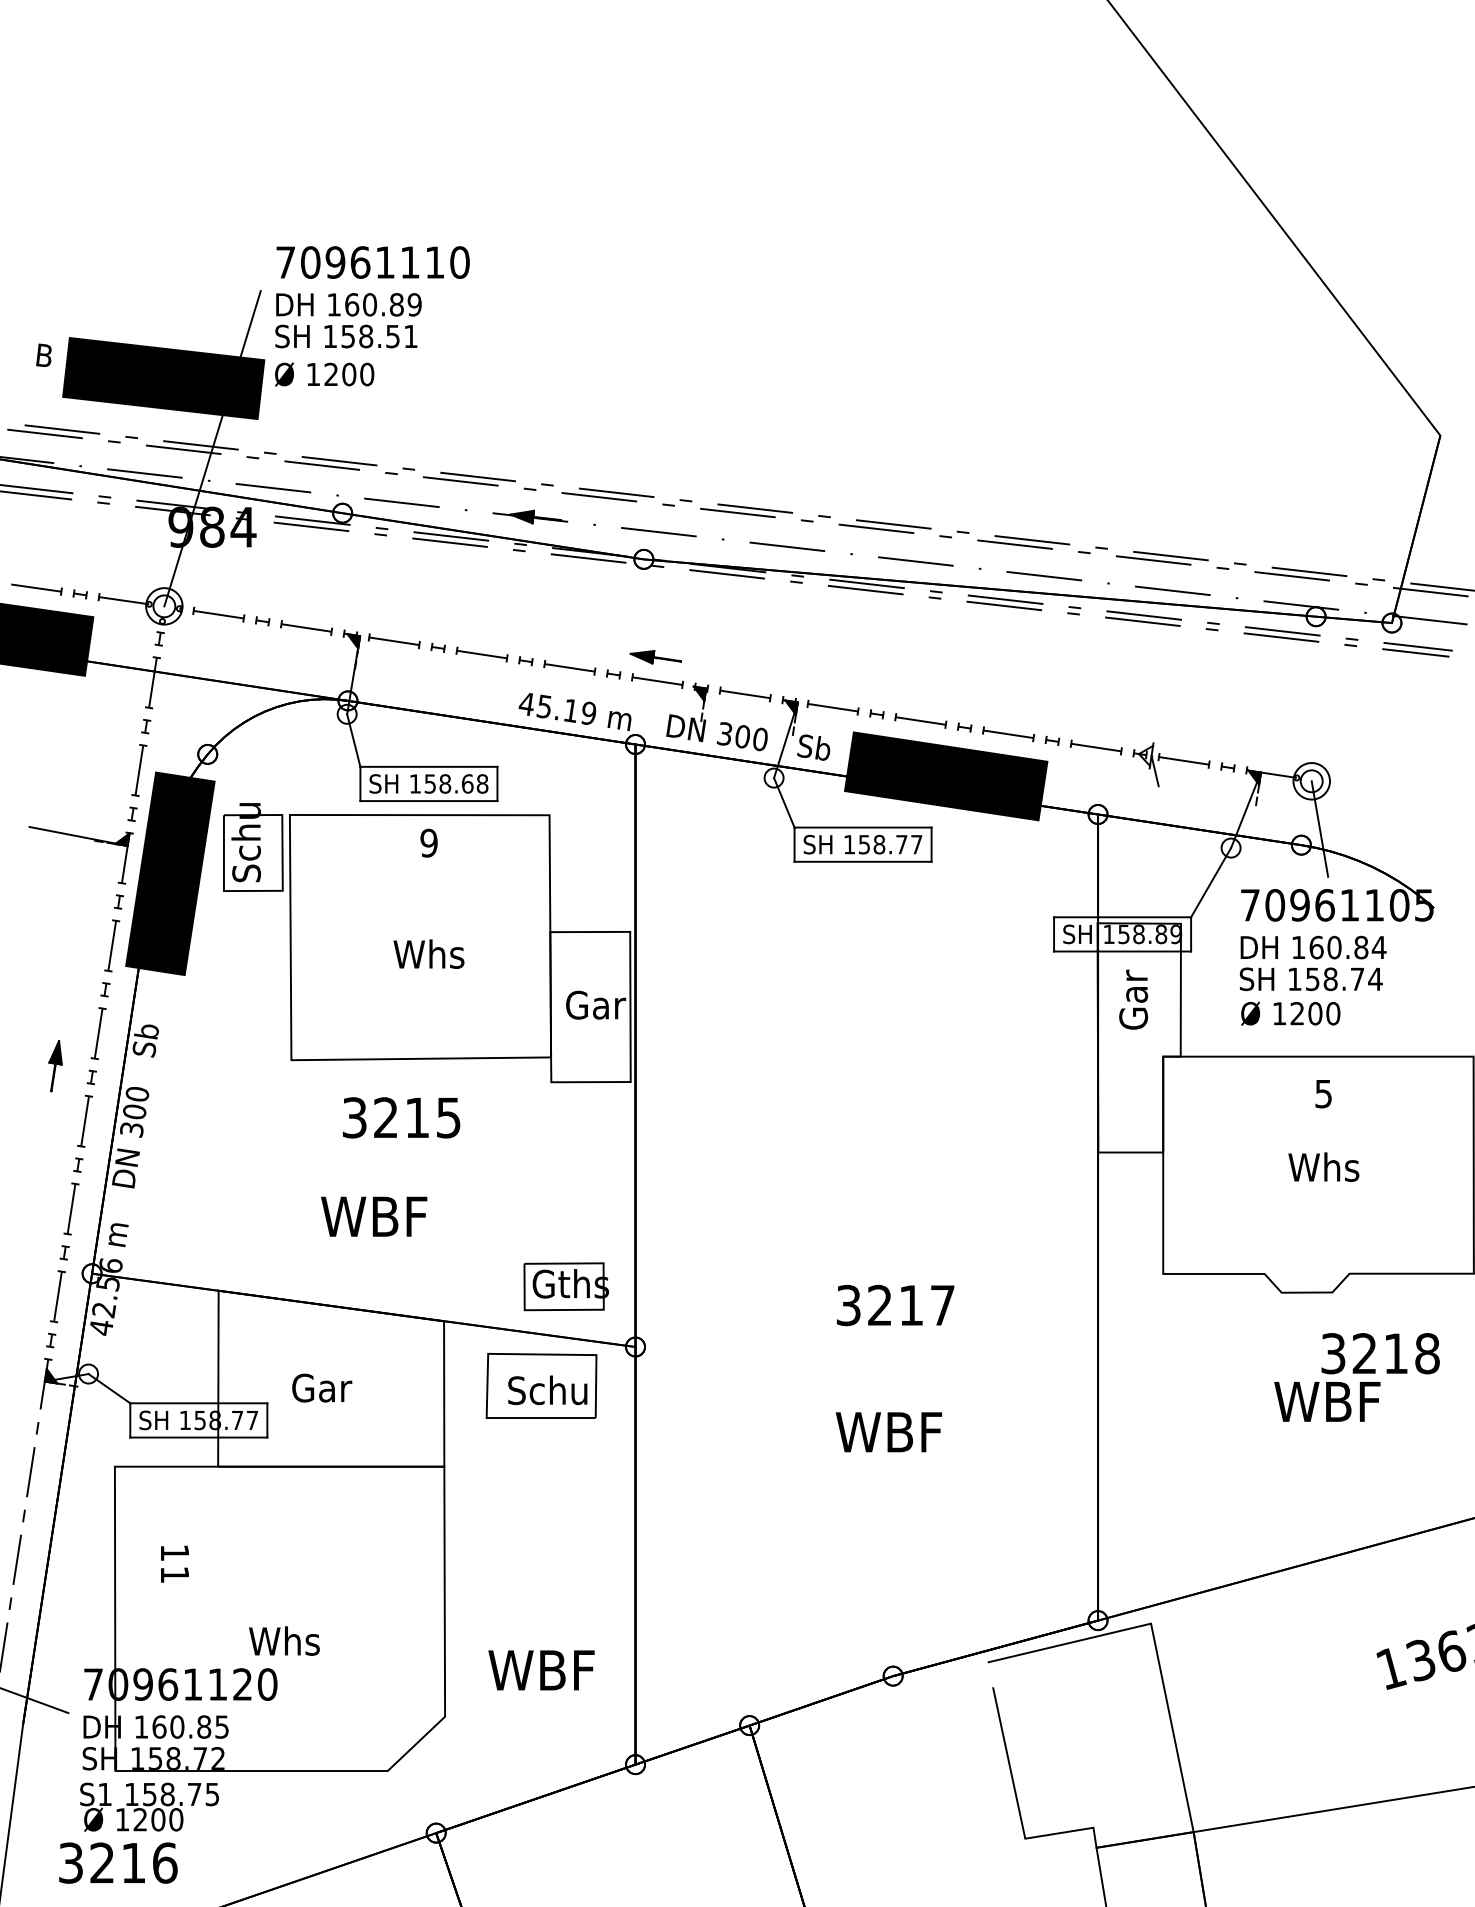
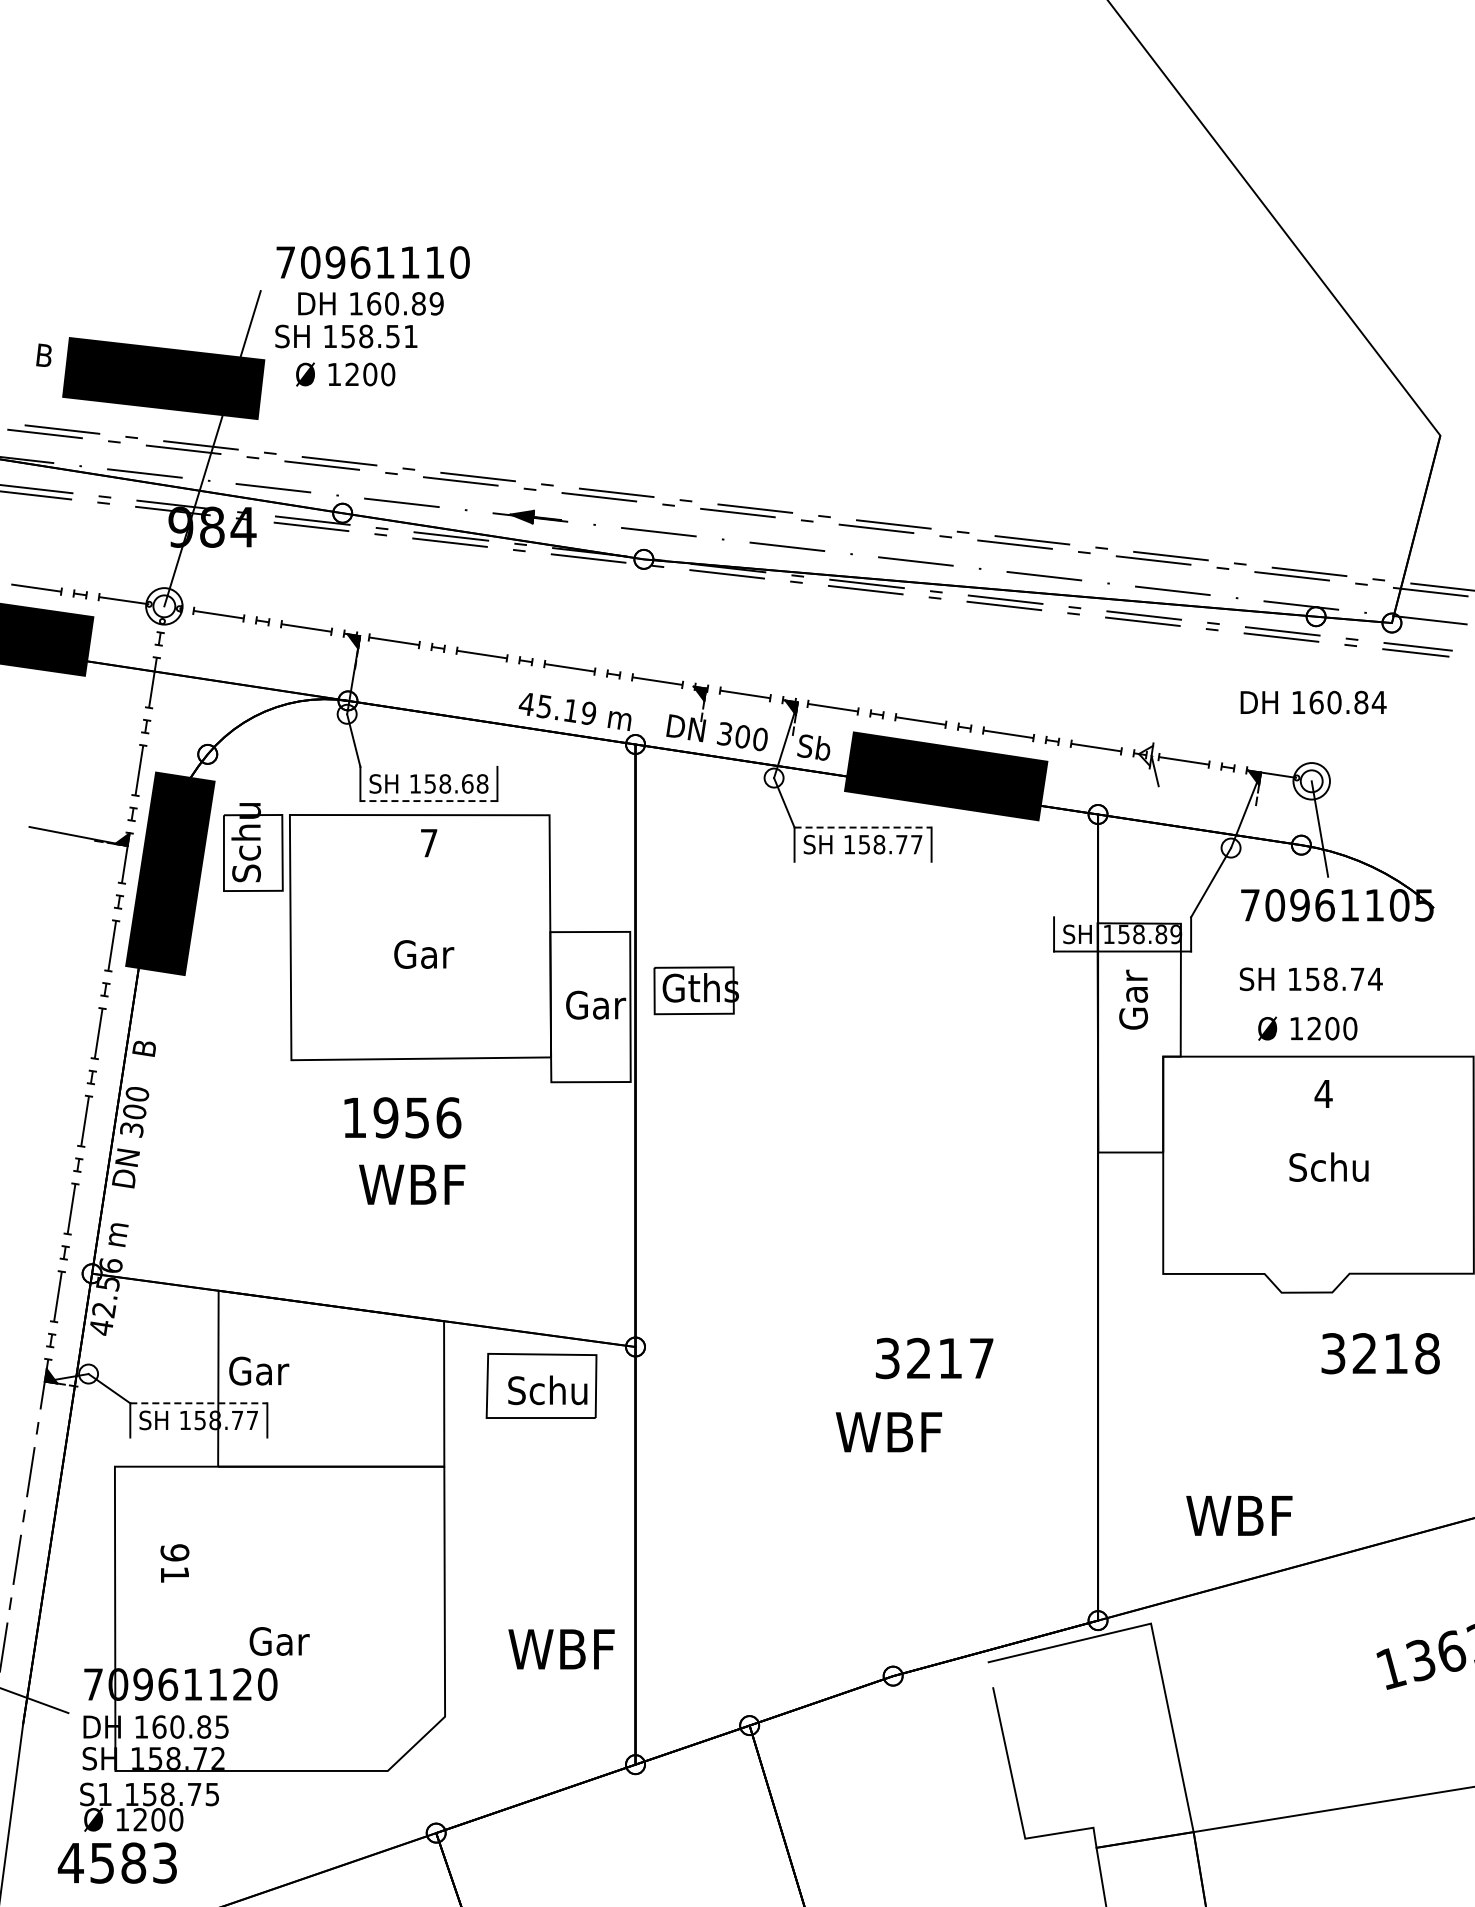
text position: (348, 304) -> (370, 303) (370, 303)
text position: (324, 374) -> (345, 374) (345, 374)
part: present -> none (655, 657)
line: present -> none (428, 766)
line: solid -> dashed (428, 801)
line: solid -> dashed (863, 827)
text: 9 -> 7 (428, 842)
line: present -> none (862, 861)
line: present -> none (1122, 917)
text position: (1313, 947) -> (1313, 702) (1313, 702)
text: Whs -> Gar (428, 953)
text position: (1290, 1013) -> (1307, 1028) (1307, 1028)
text: Sb -> B (145, 1040)
part: present -> none (55, 1066)
text: 5 -> 4 (1323, 1094)
text: 3215 -> 1956 (401, 1117)
text: Whs -> Schu (1328, 1166)
text position: (374, 1216) -> (412, 1184) (412, 1184)
part position: (565, 1286) -> (695, 990) (695, 990)
text position: (895, 1305) -> (934, 1358) (934, 1358)
text position: (322, 1387) -> (259, 1370) (259, 1370)
text position: (1327, 1401) -> (1239, 1515) (1239, 1515)
line: solid -> dashed (198, 1403)
line: present -> none (198, 1437)
text: 11 -> 91 (174, 1552)
text: Whs -> Gar (284, 1640)
text position: (541, 1670) -> (561, 1649) (561, 1649)
text: 3216 -> 4583 (117, 1862)
